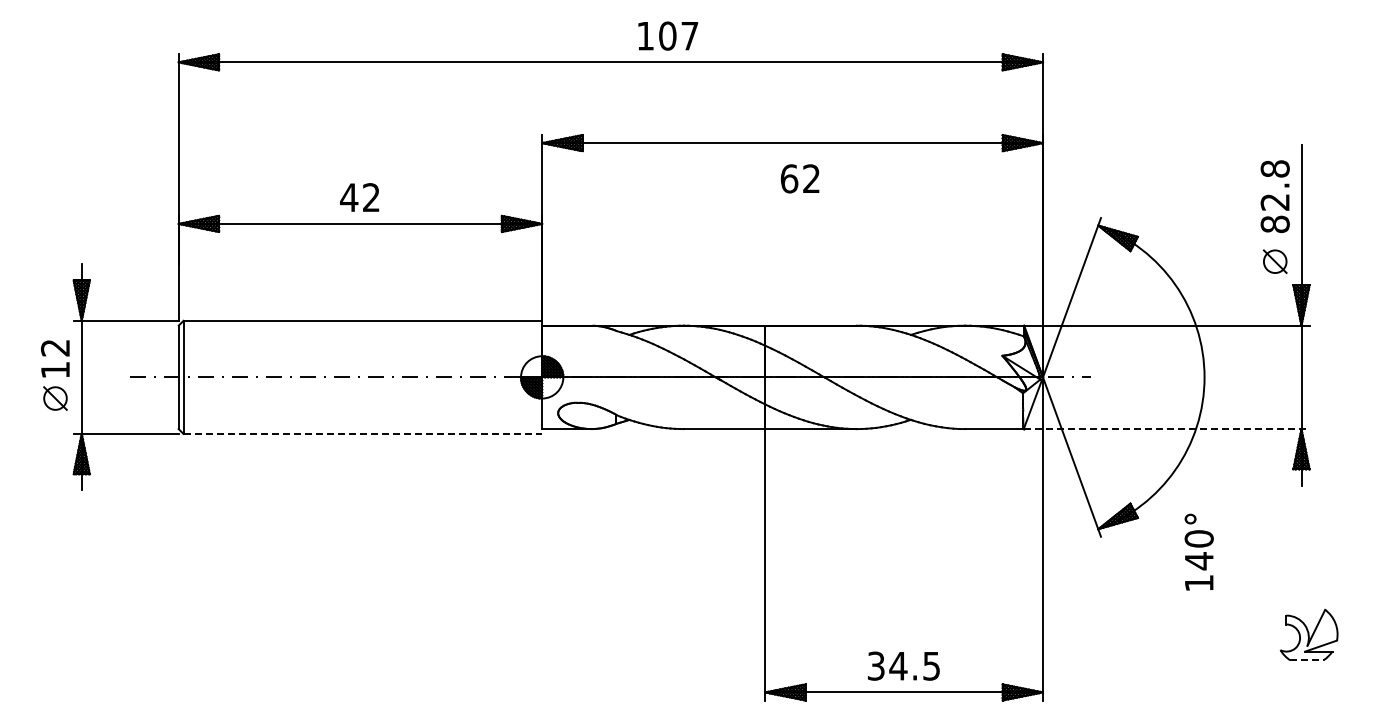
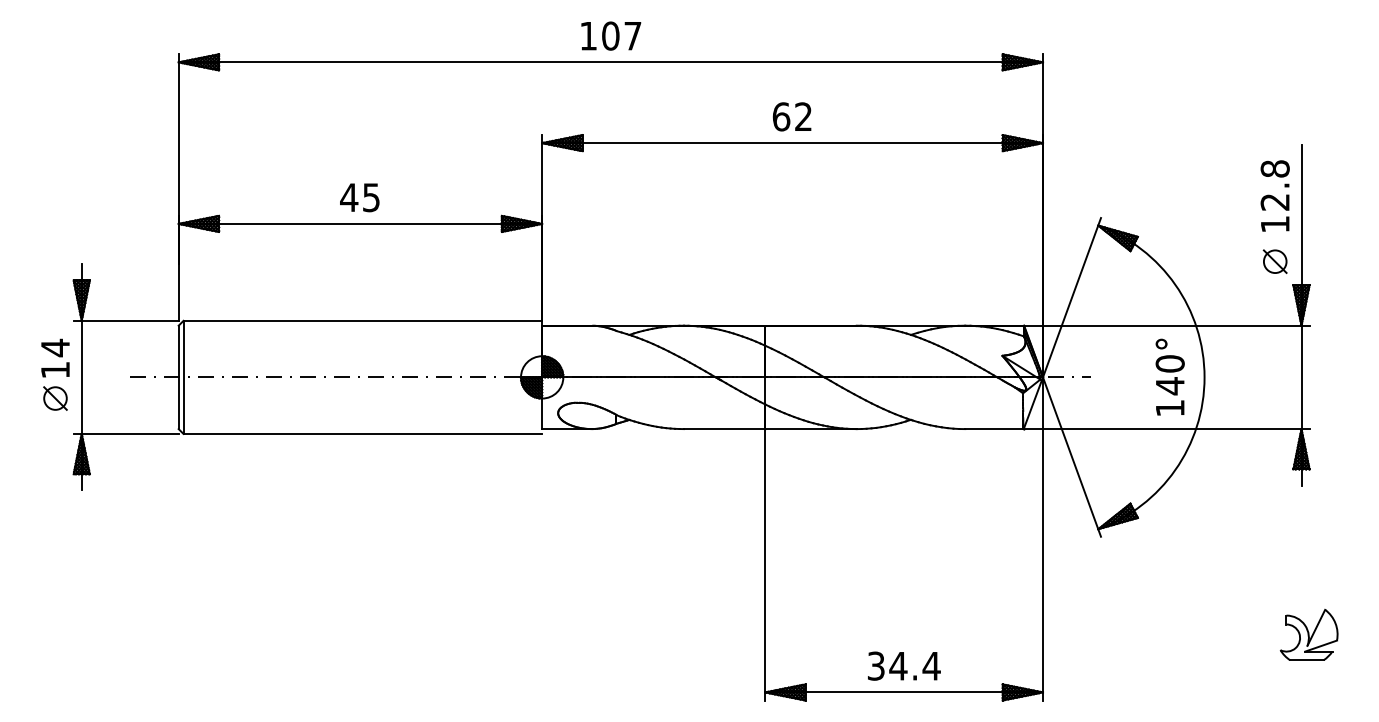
text position: (668, 35) -> (611, 35) (611, 35)
text position: (799, 178) -> (791, 116) (791, 116)
text: 42 -> 45 (371, 197)
text: 82.8 -> 12.8 (1274, 224)
text: 12 -> 14 (54, 347)
line: dashed -> solid (1166, 429)
line: dashed -> solid (363, 433)
text position: (1198, 551) -> (1169, 376) (1169, 376)
line: dashed -> solid (1306, 660)
text: 34.5 -> 34.4 (931, 666)
